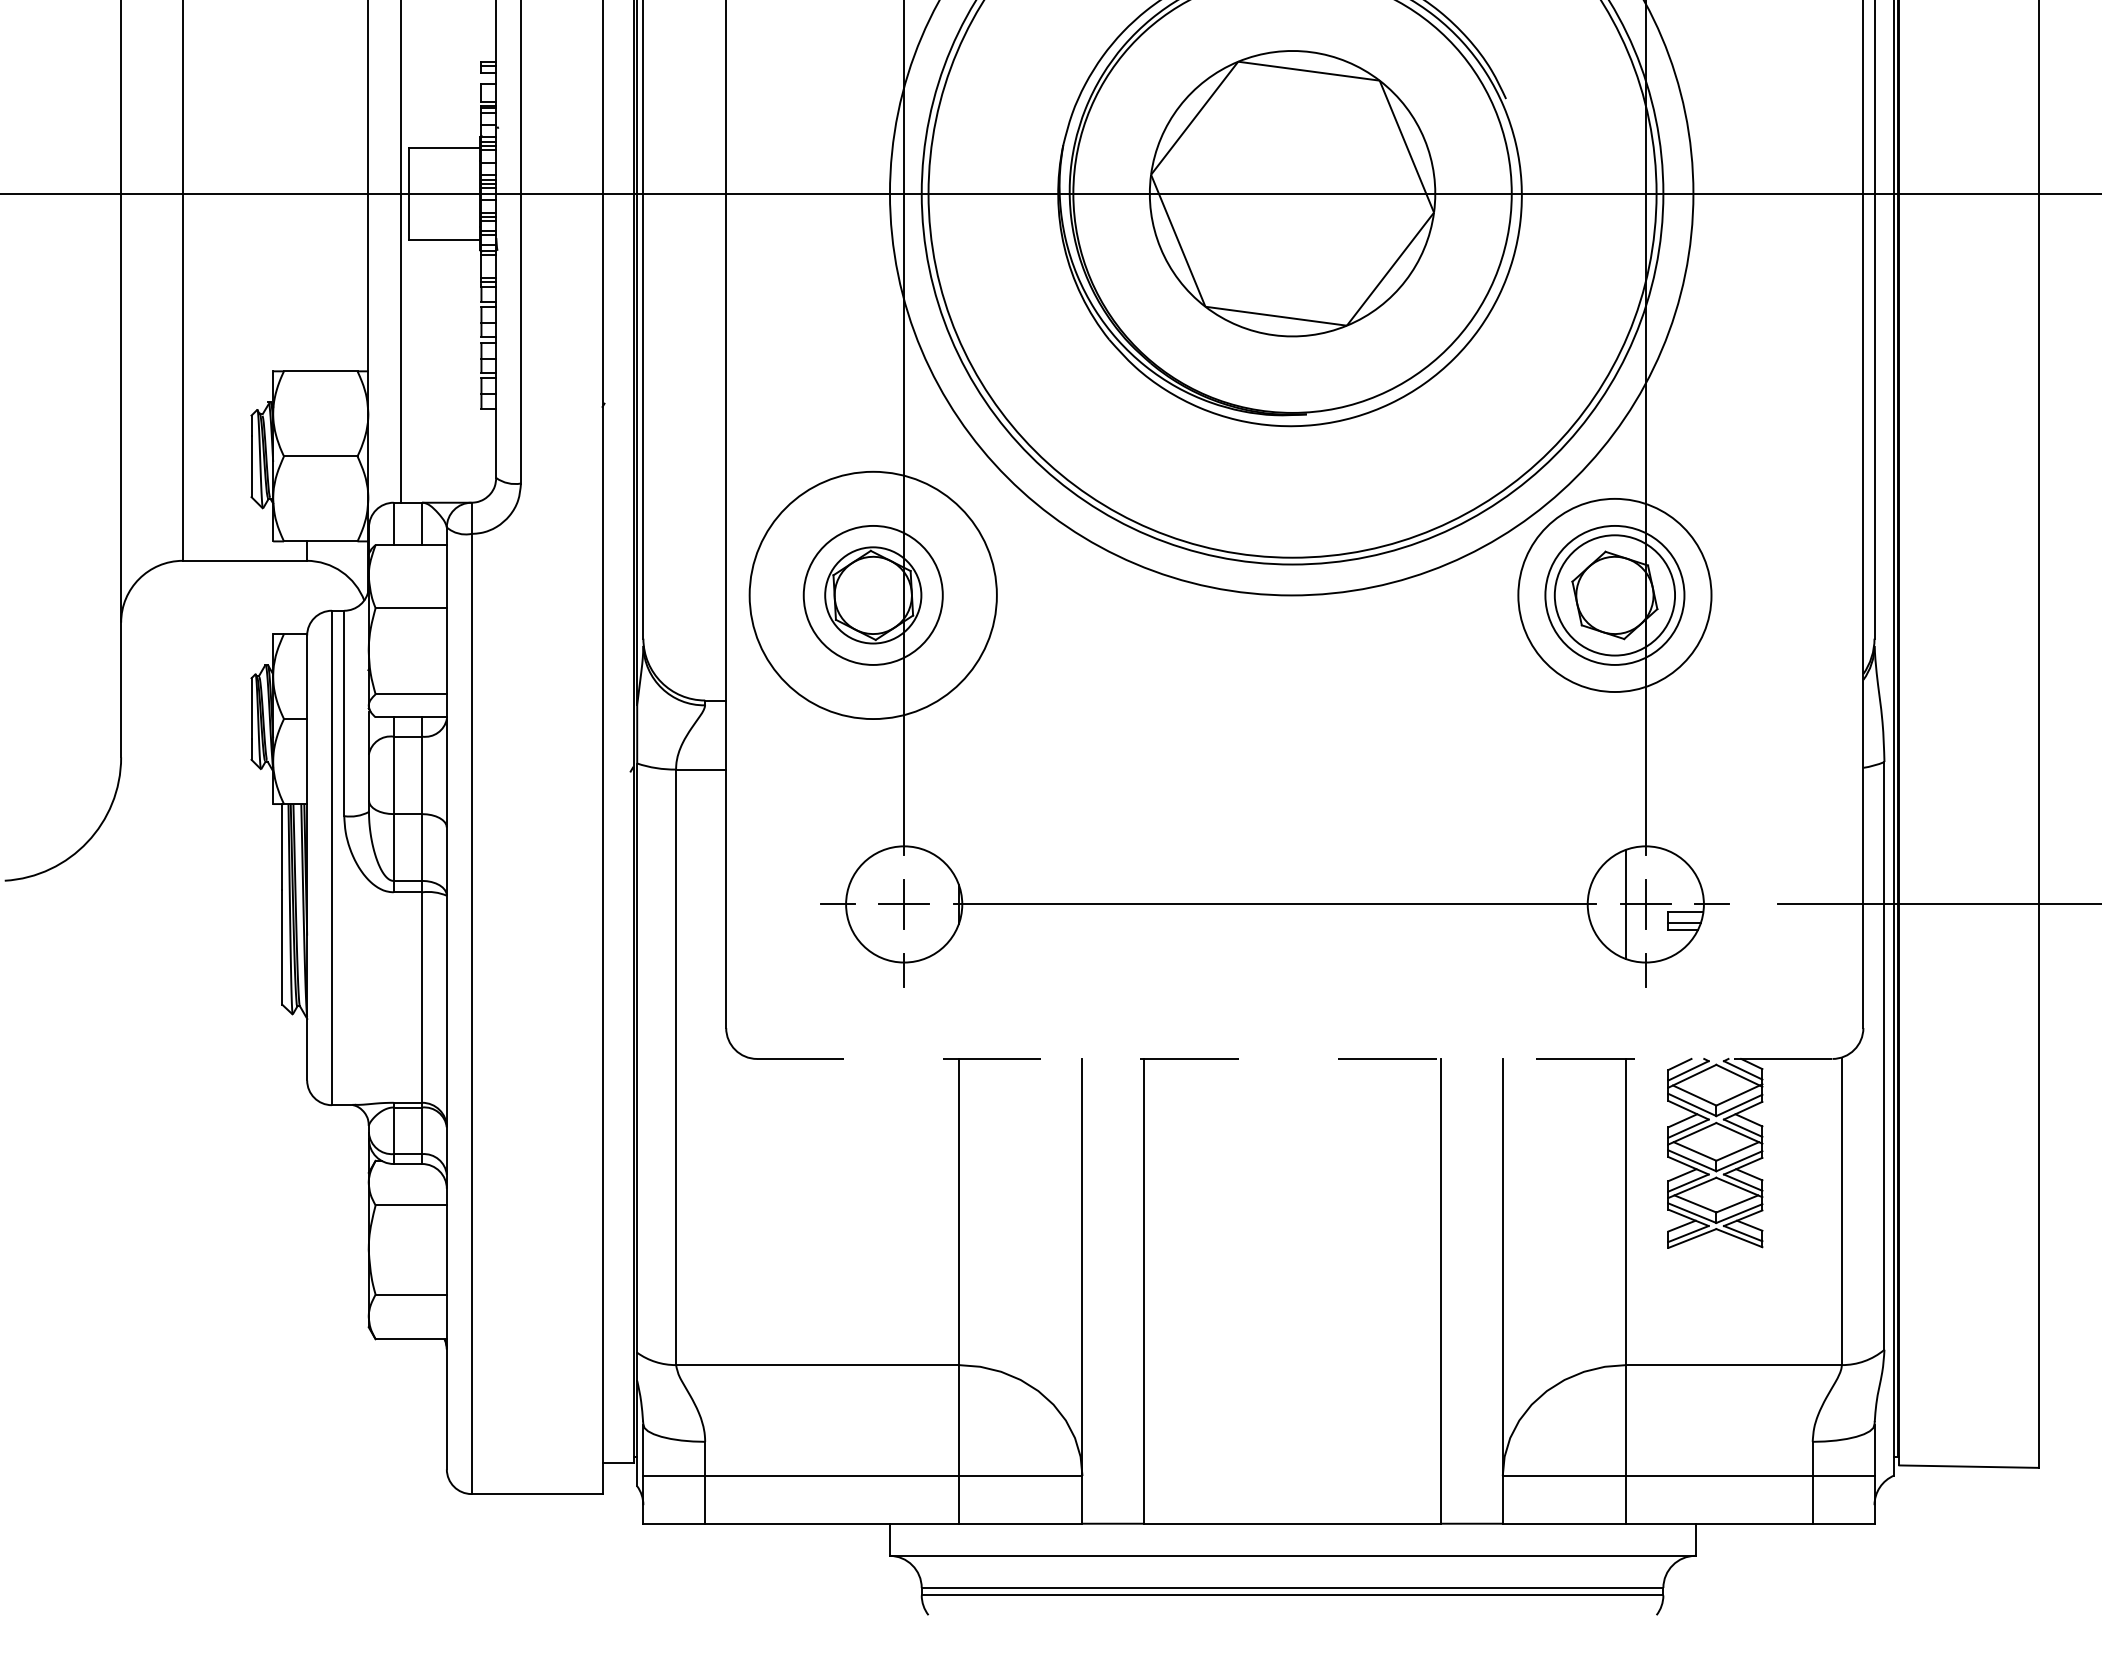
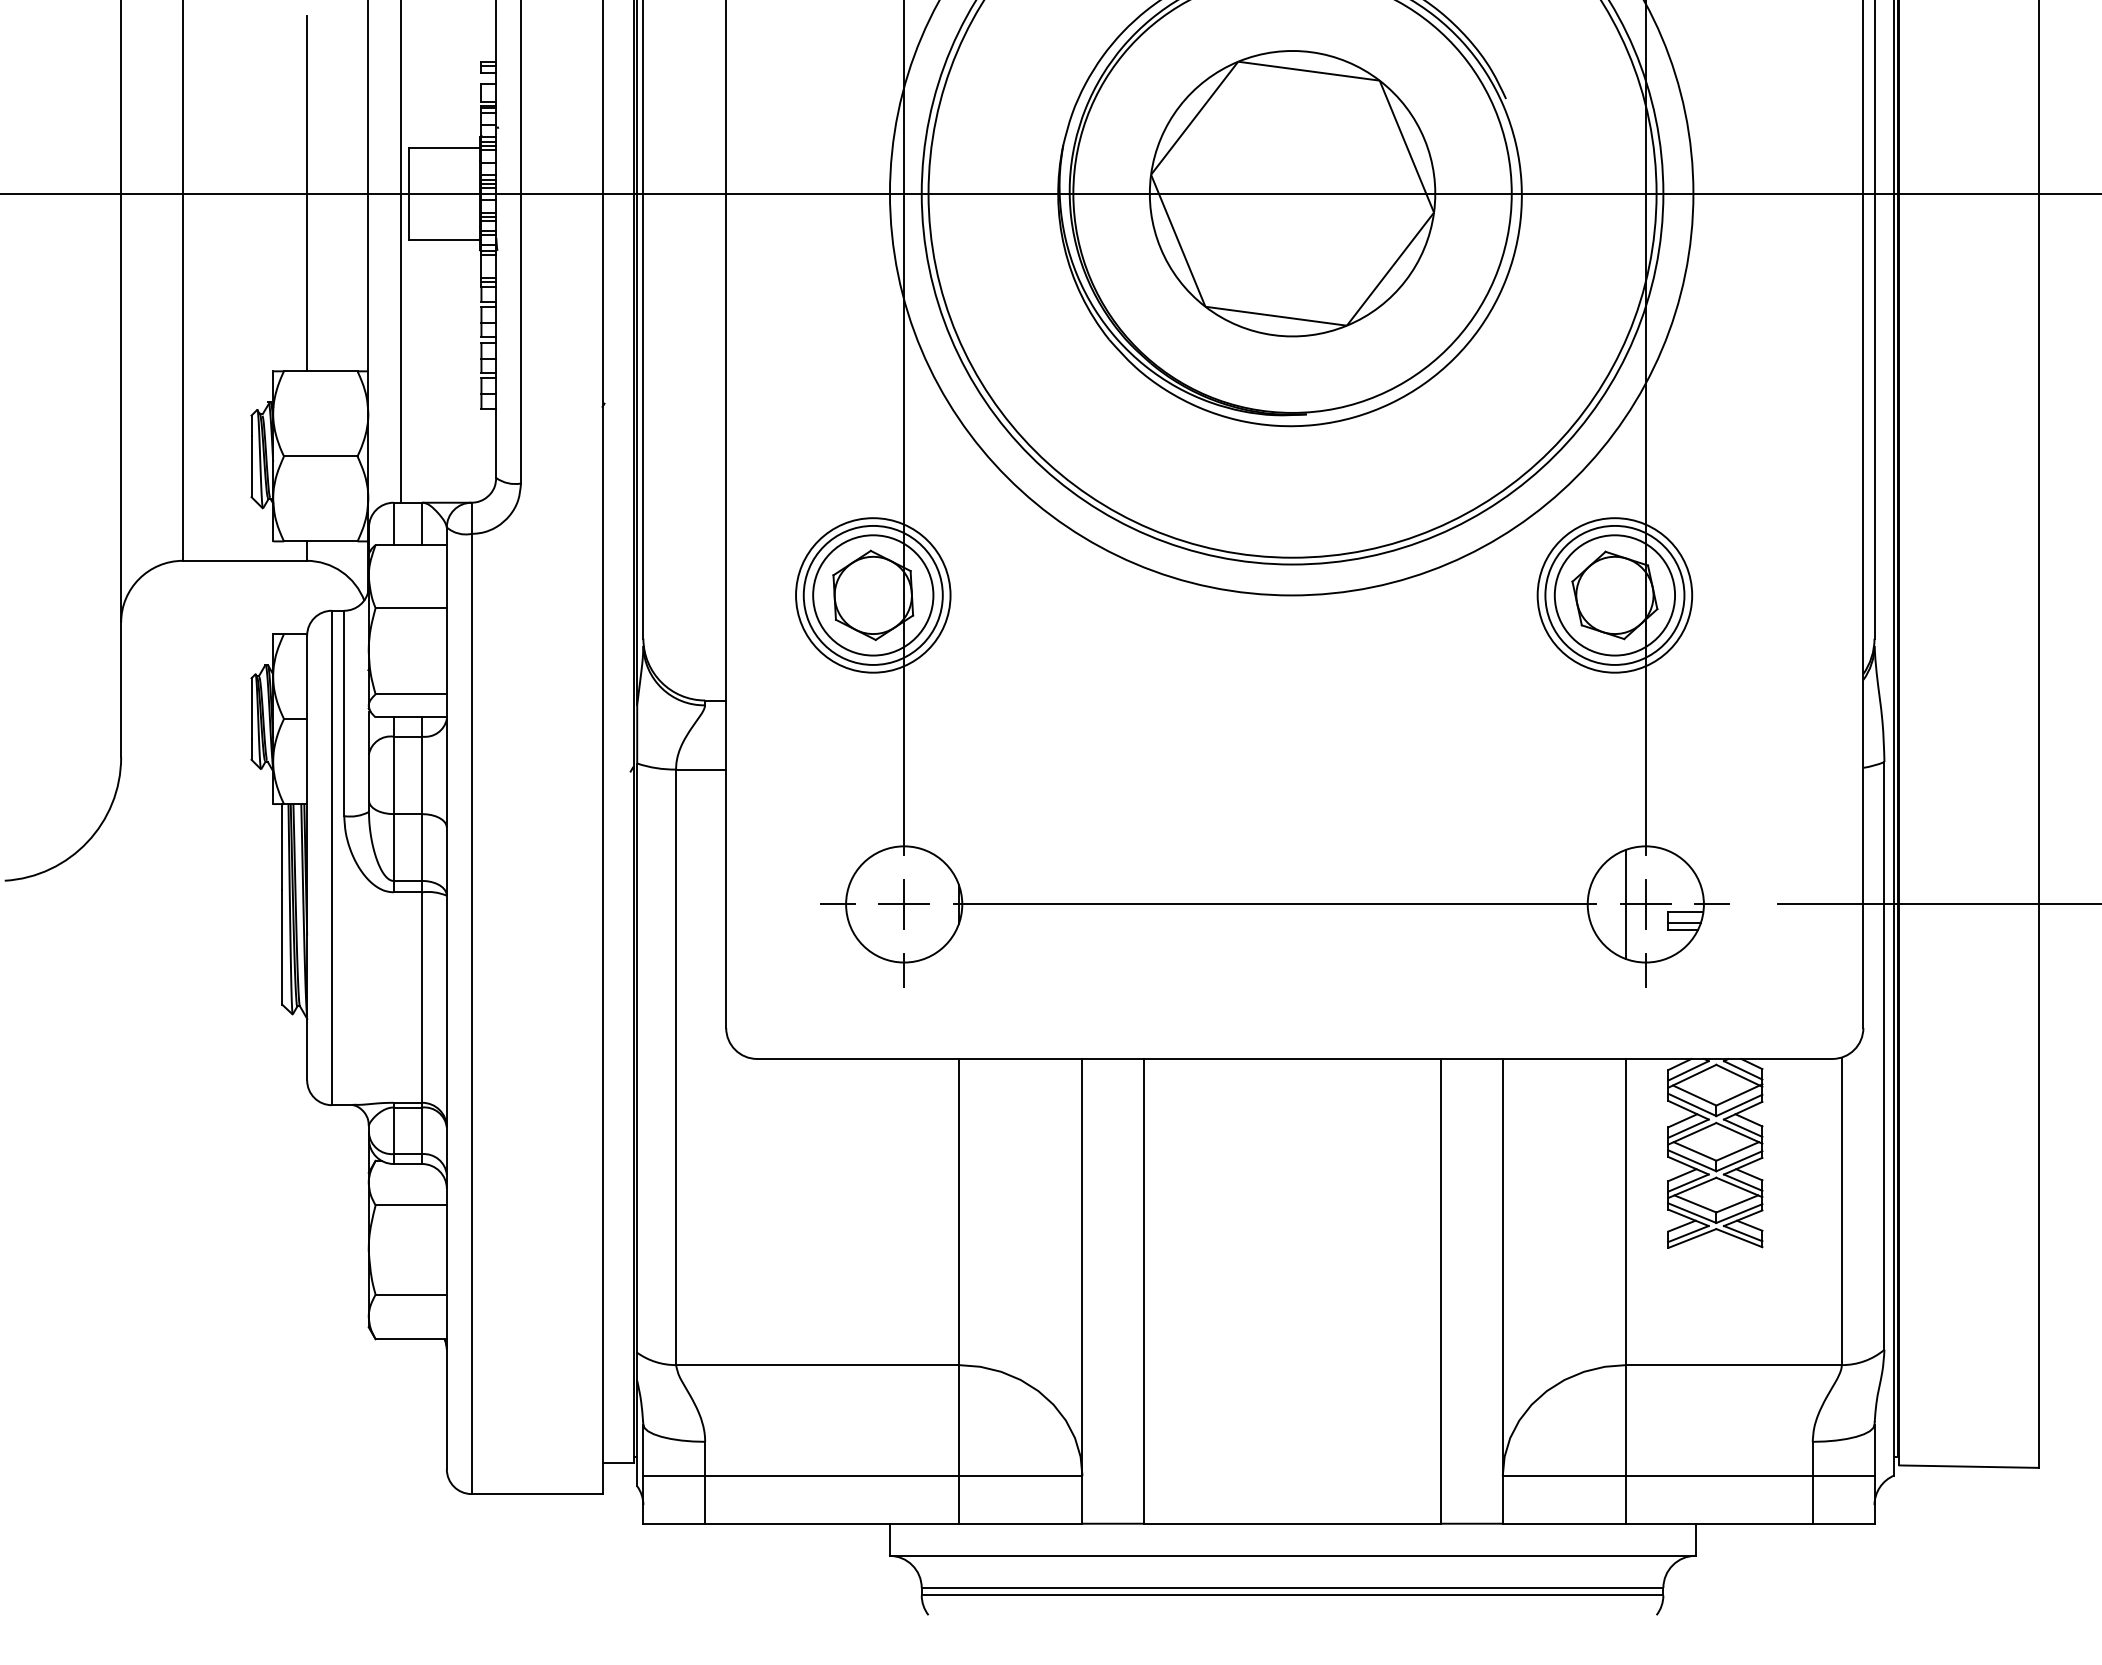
line: none -> present (306, 193)
circle diameter: 247 px -> 155 px (873, 595)
circle diameter: 96 px -> 120 px (873, 595)
circle diameter: 193 px -> 155 px (1614, 595)
line: dashed -> solid (1294, 1058)
